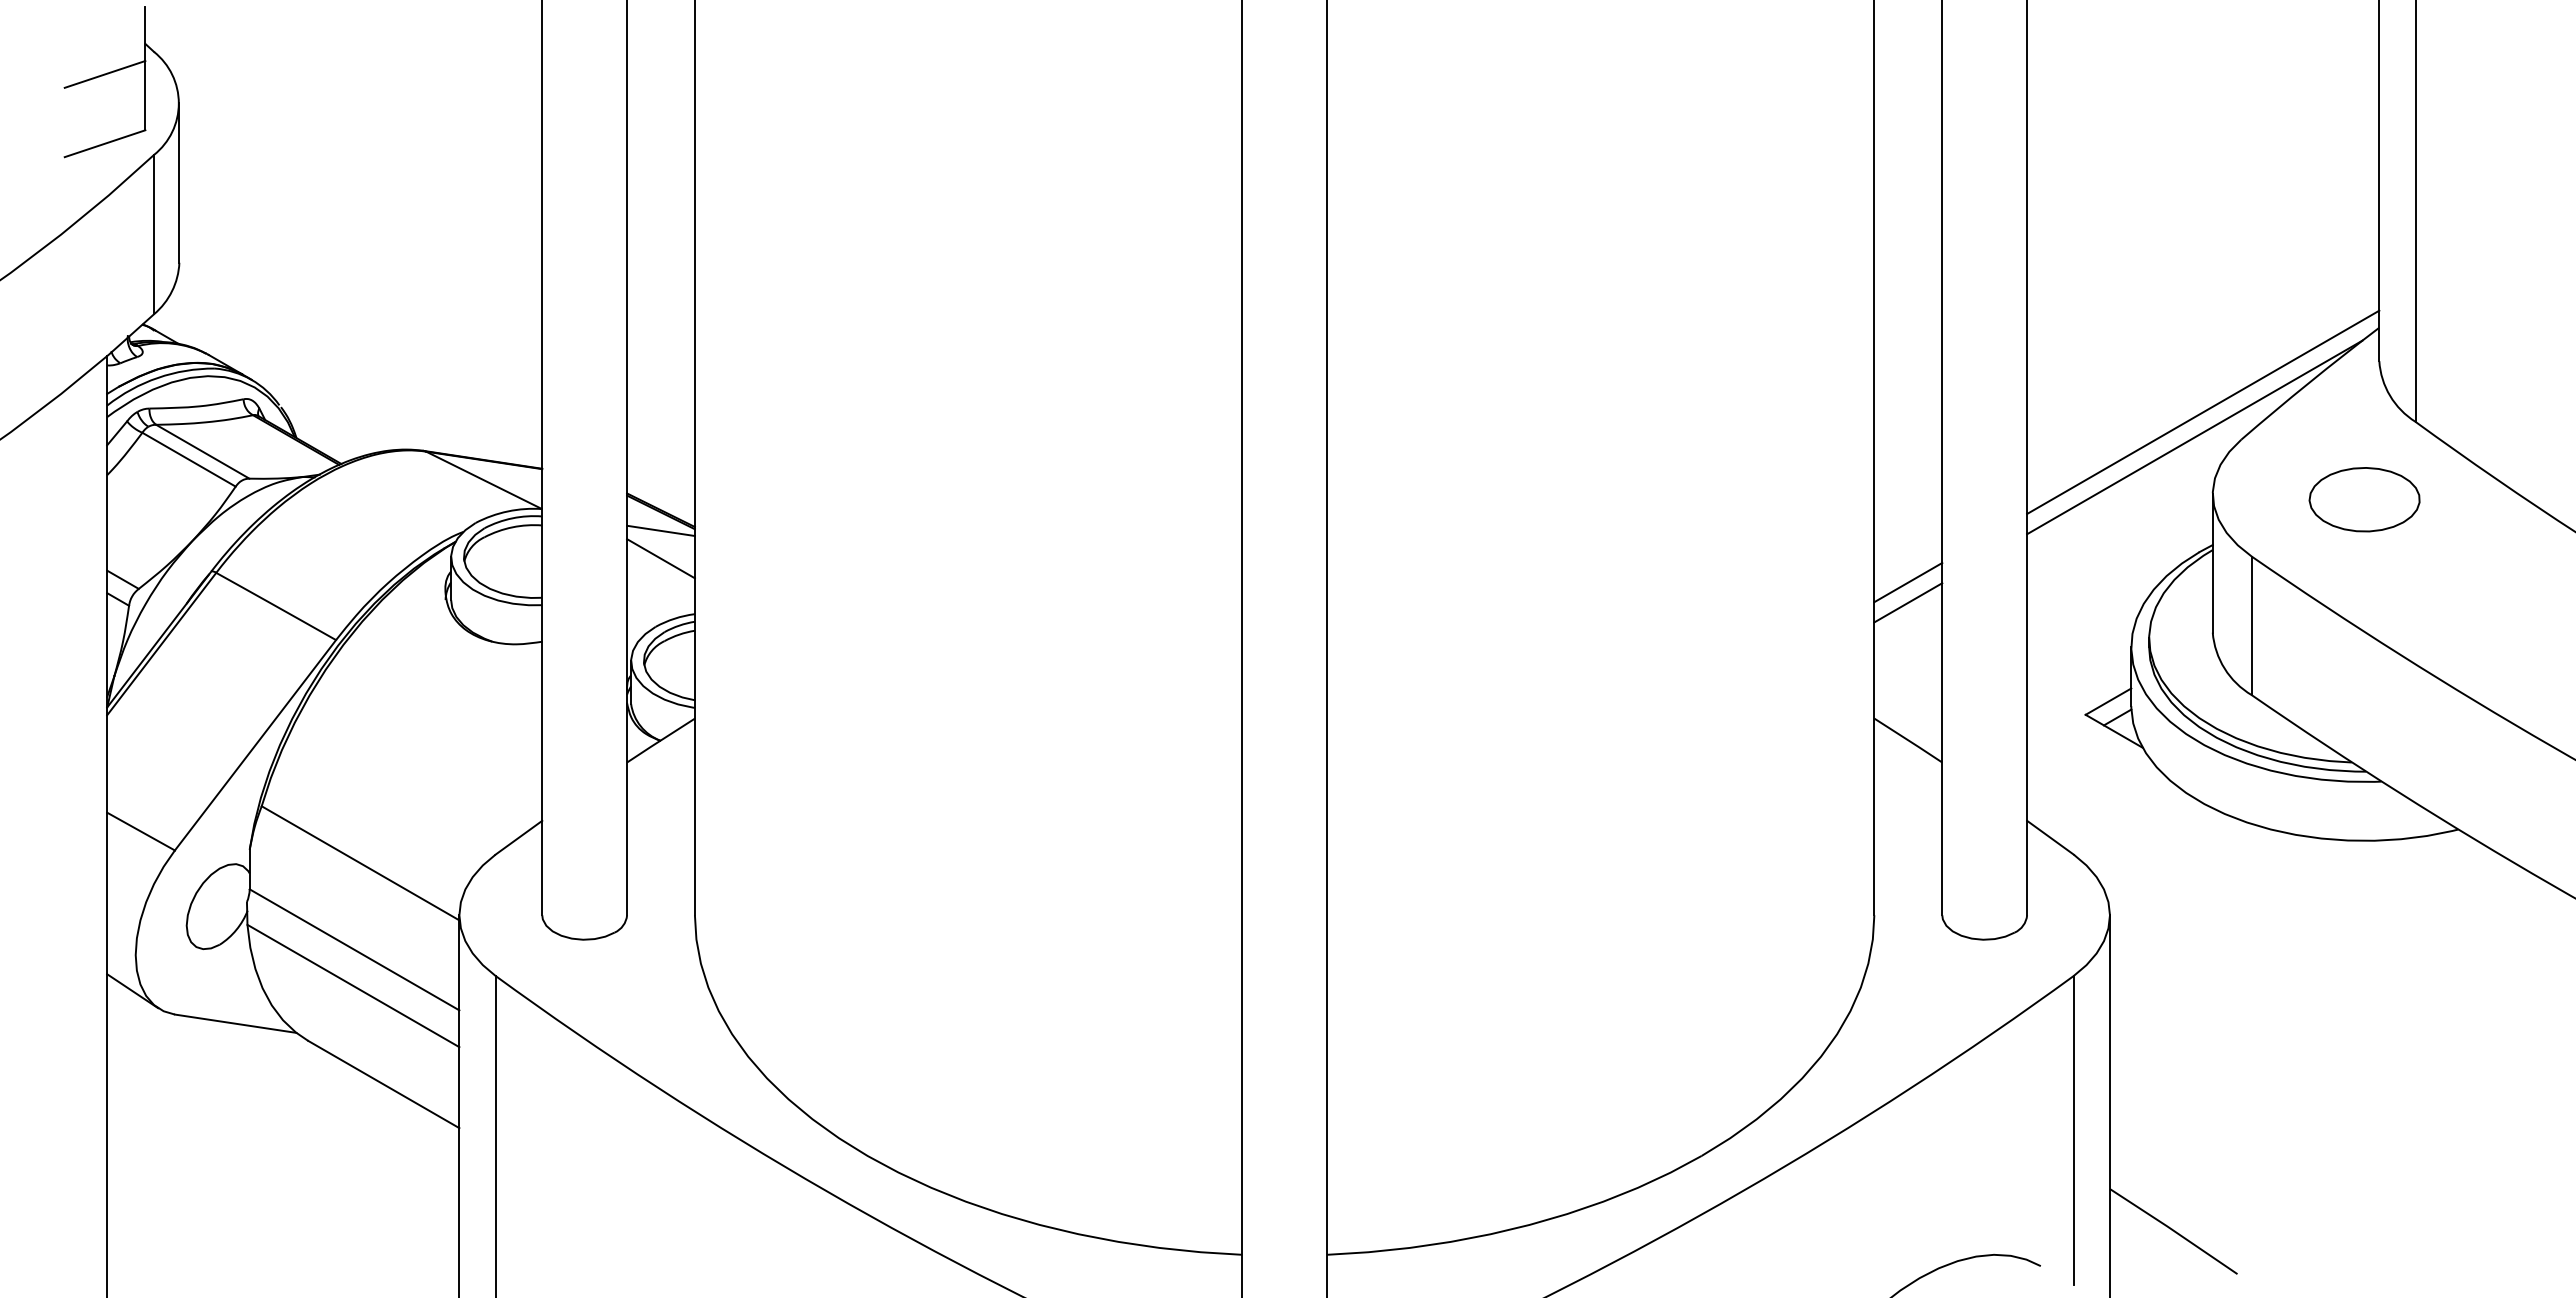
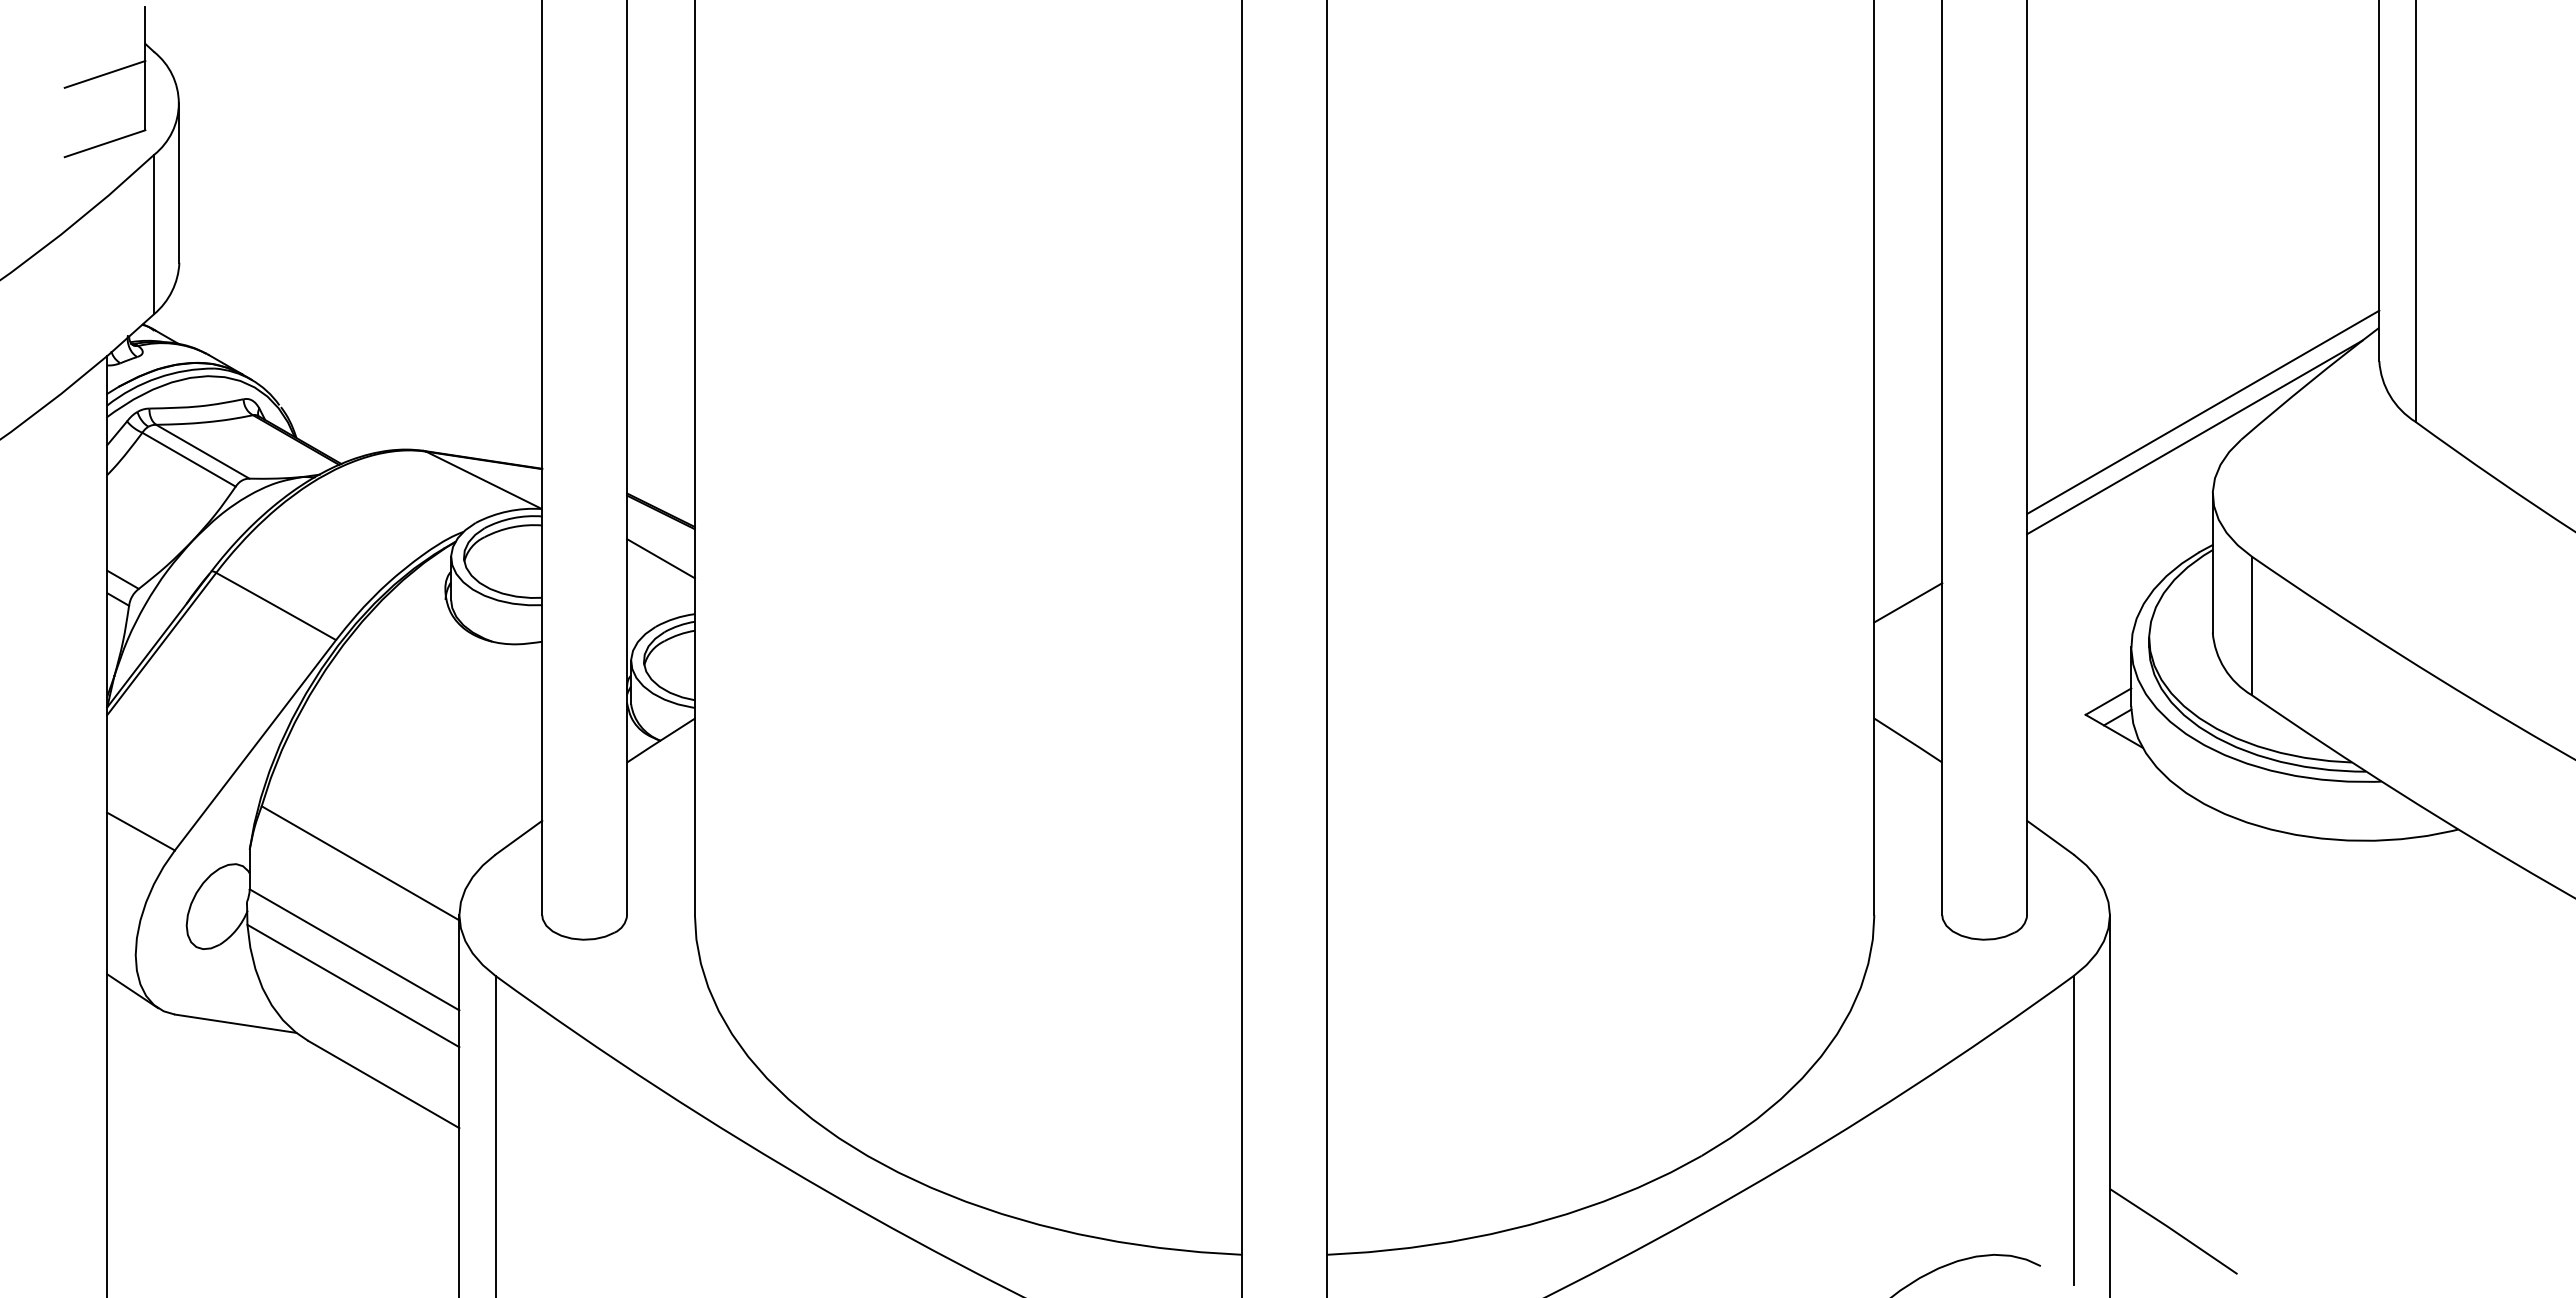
part: present -> none (2364, 499)
line: present -> none (660, 530)
line: present -> none (1908, 582)
